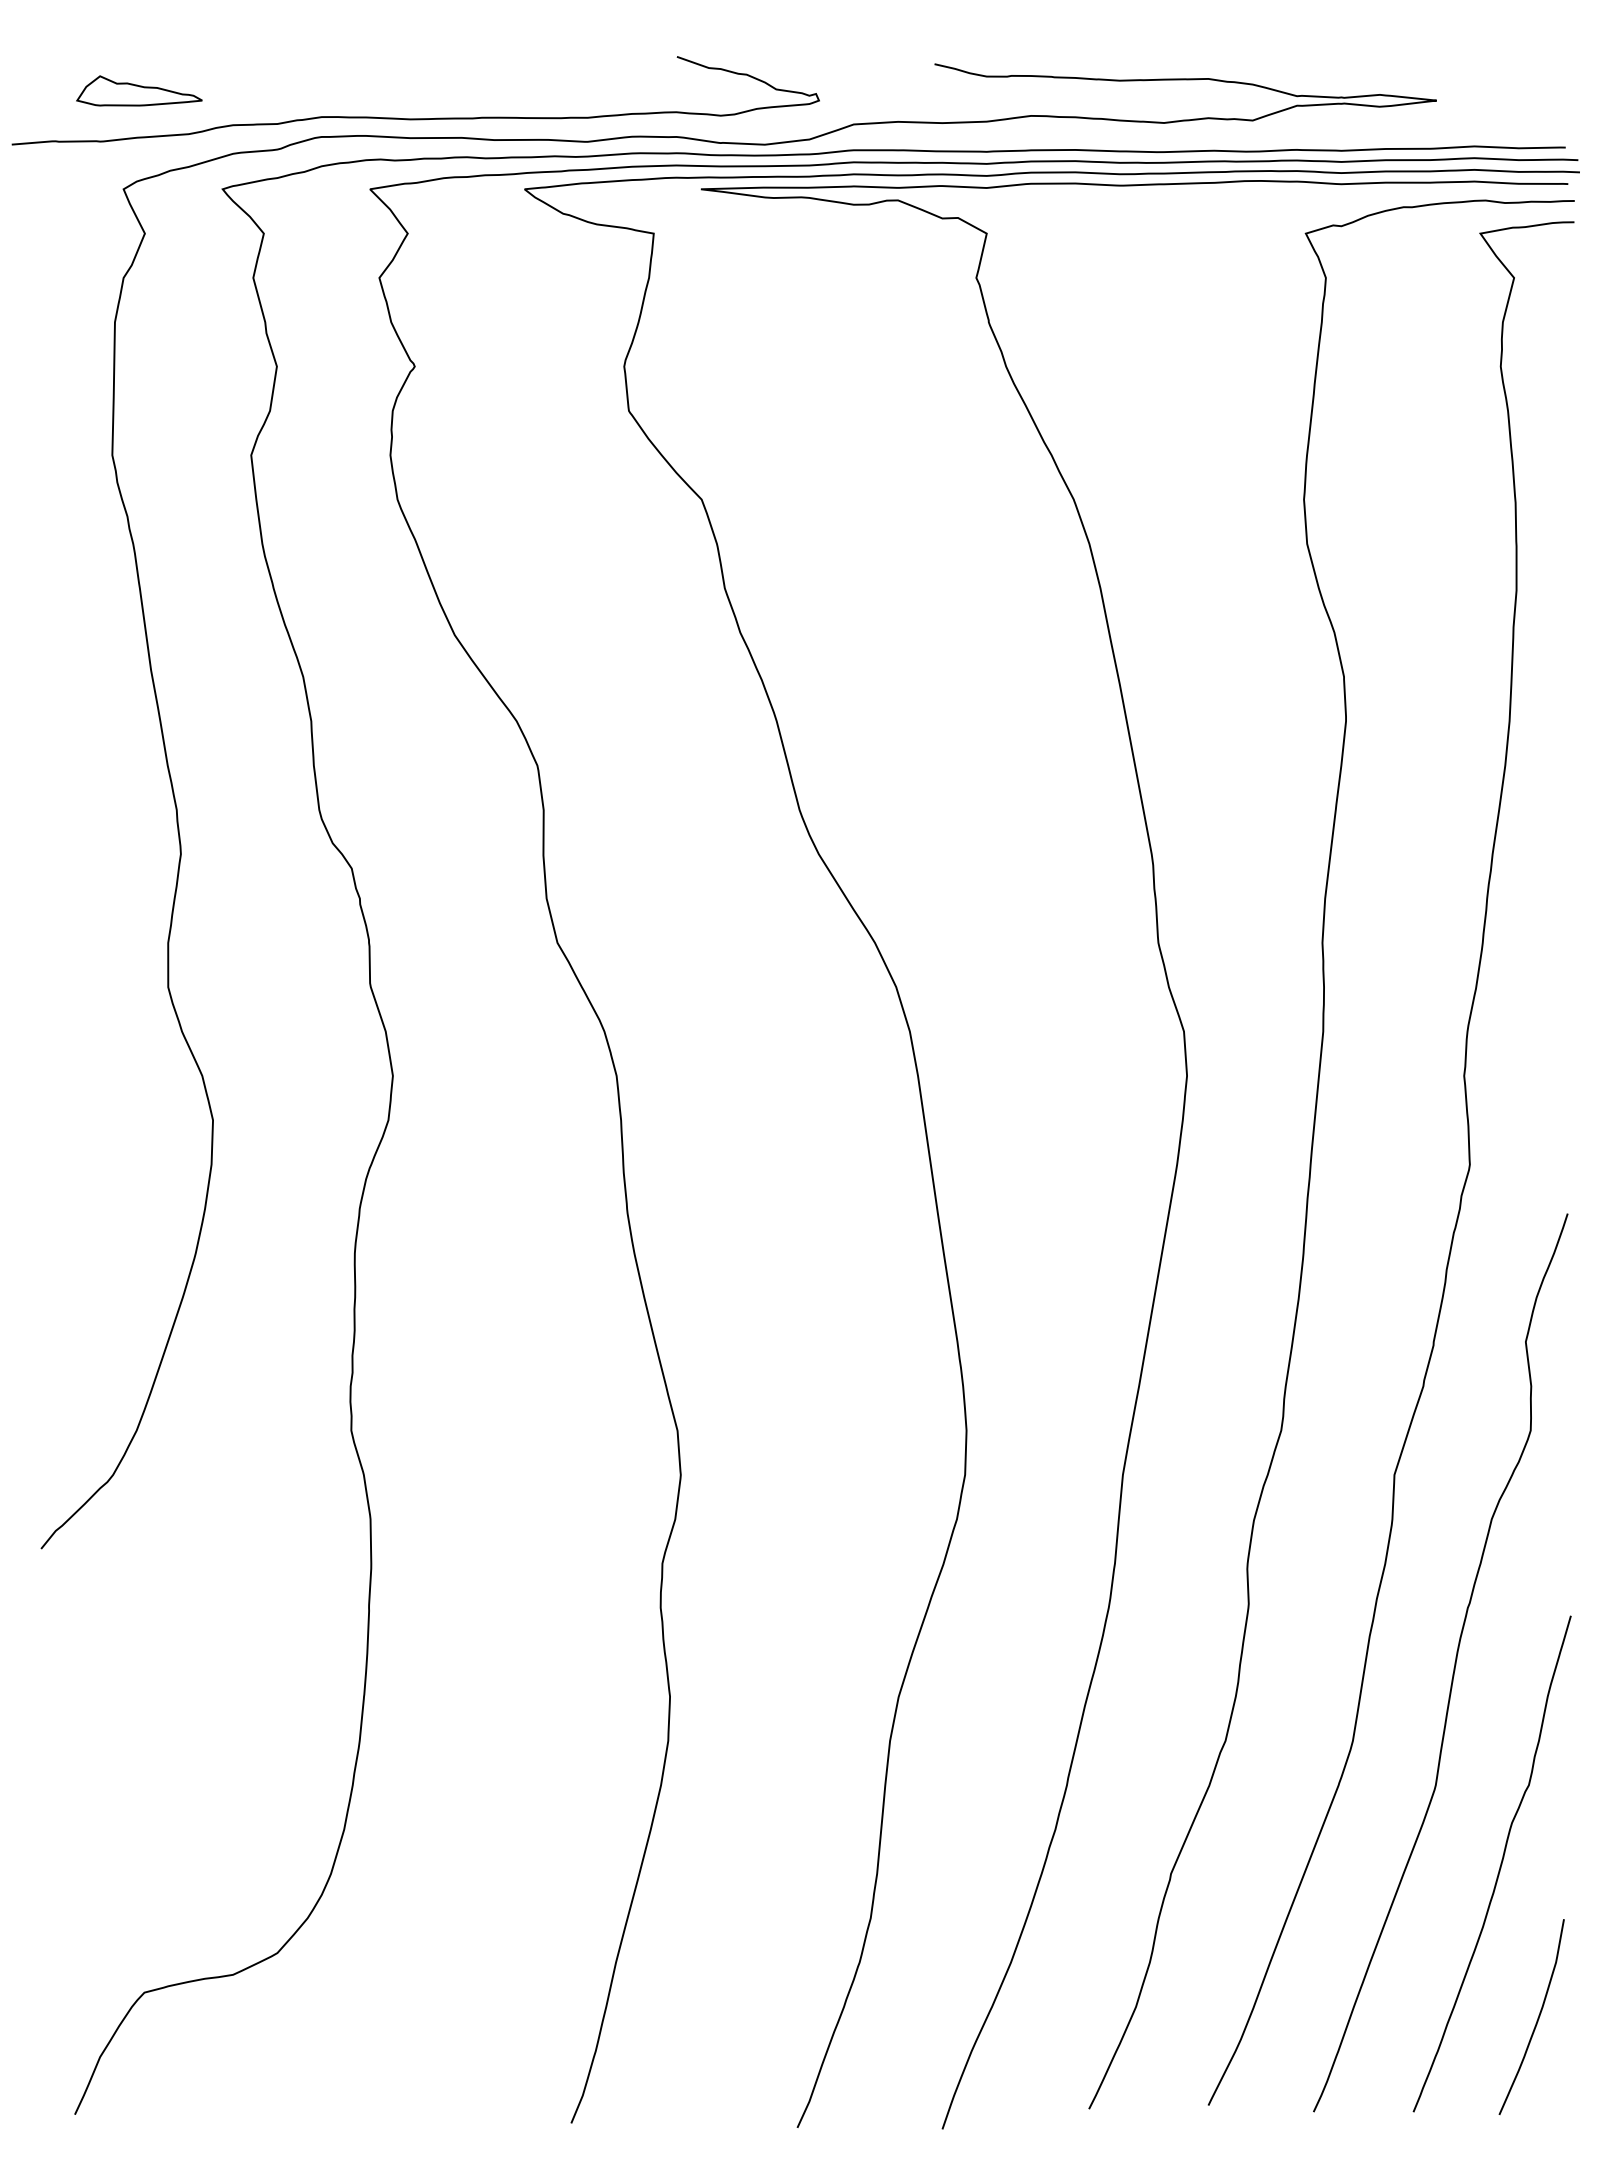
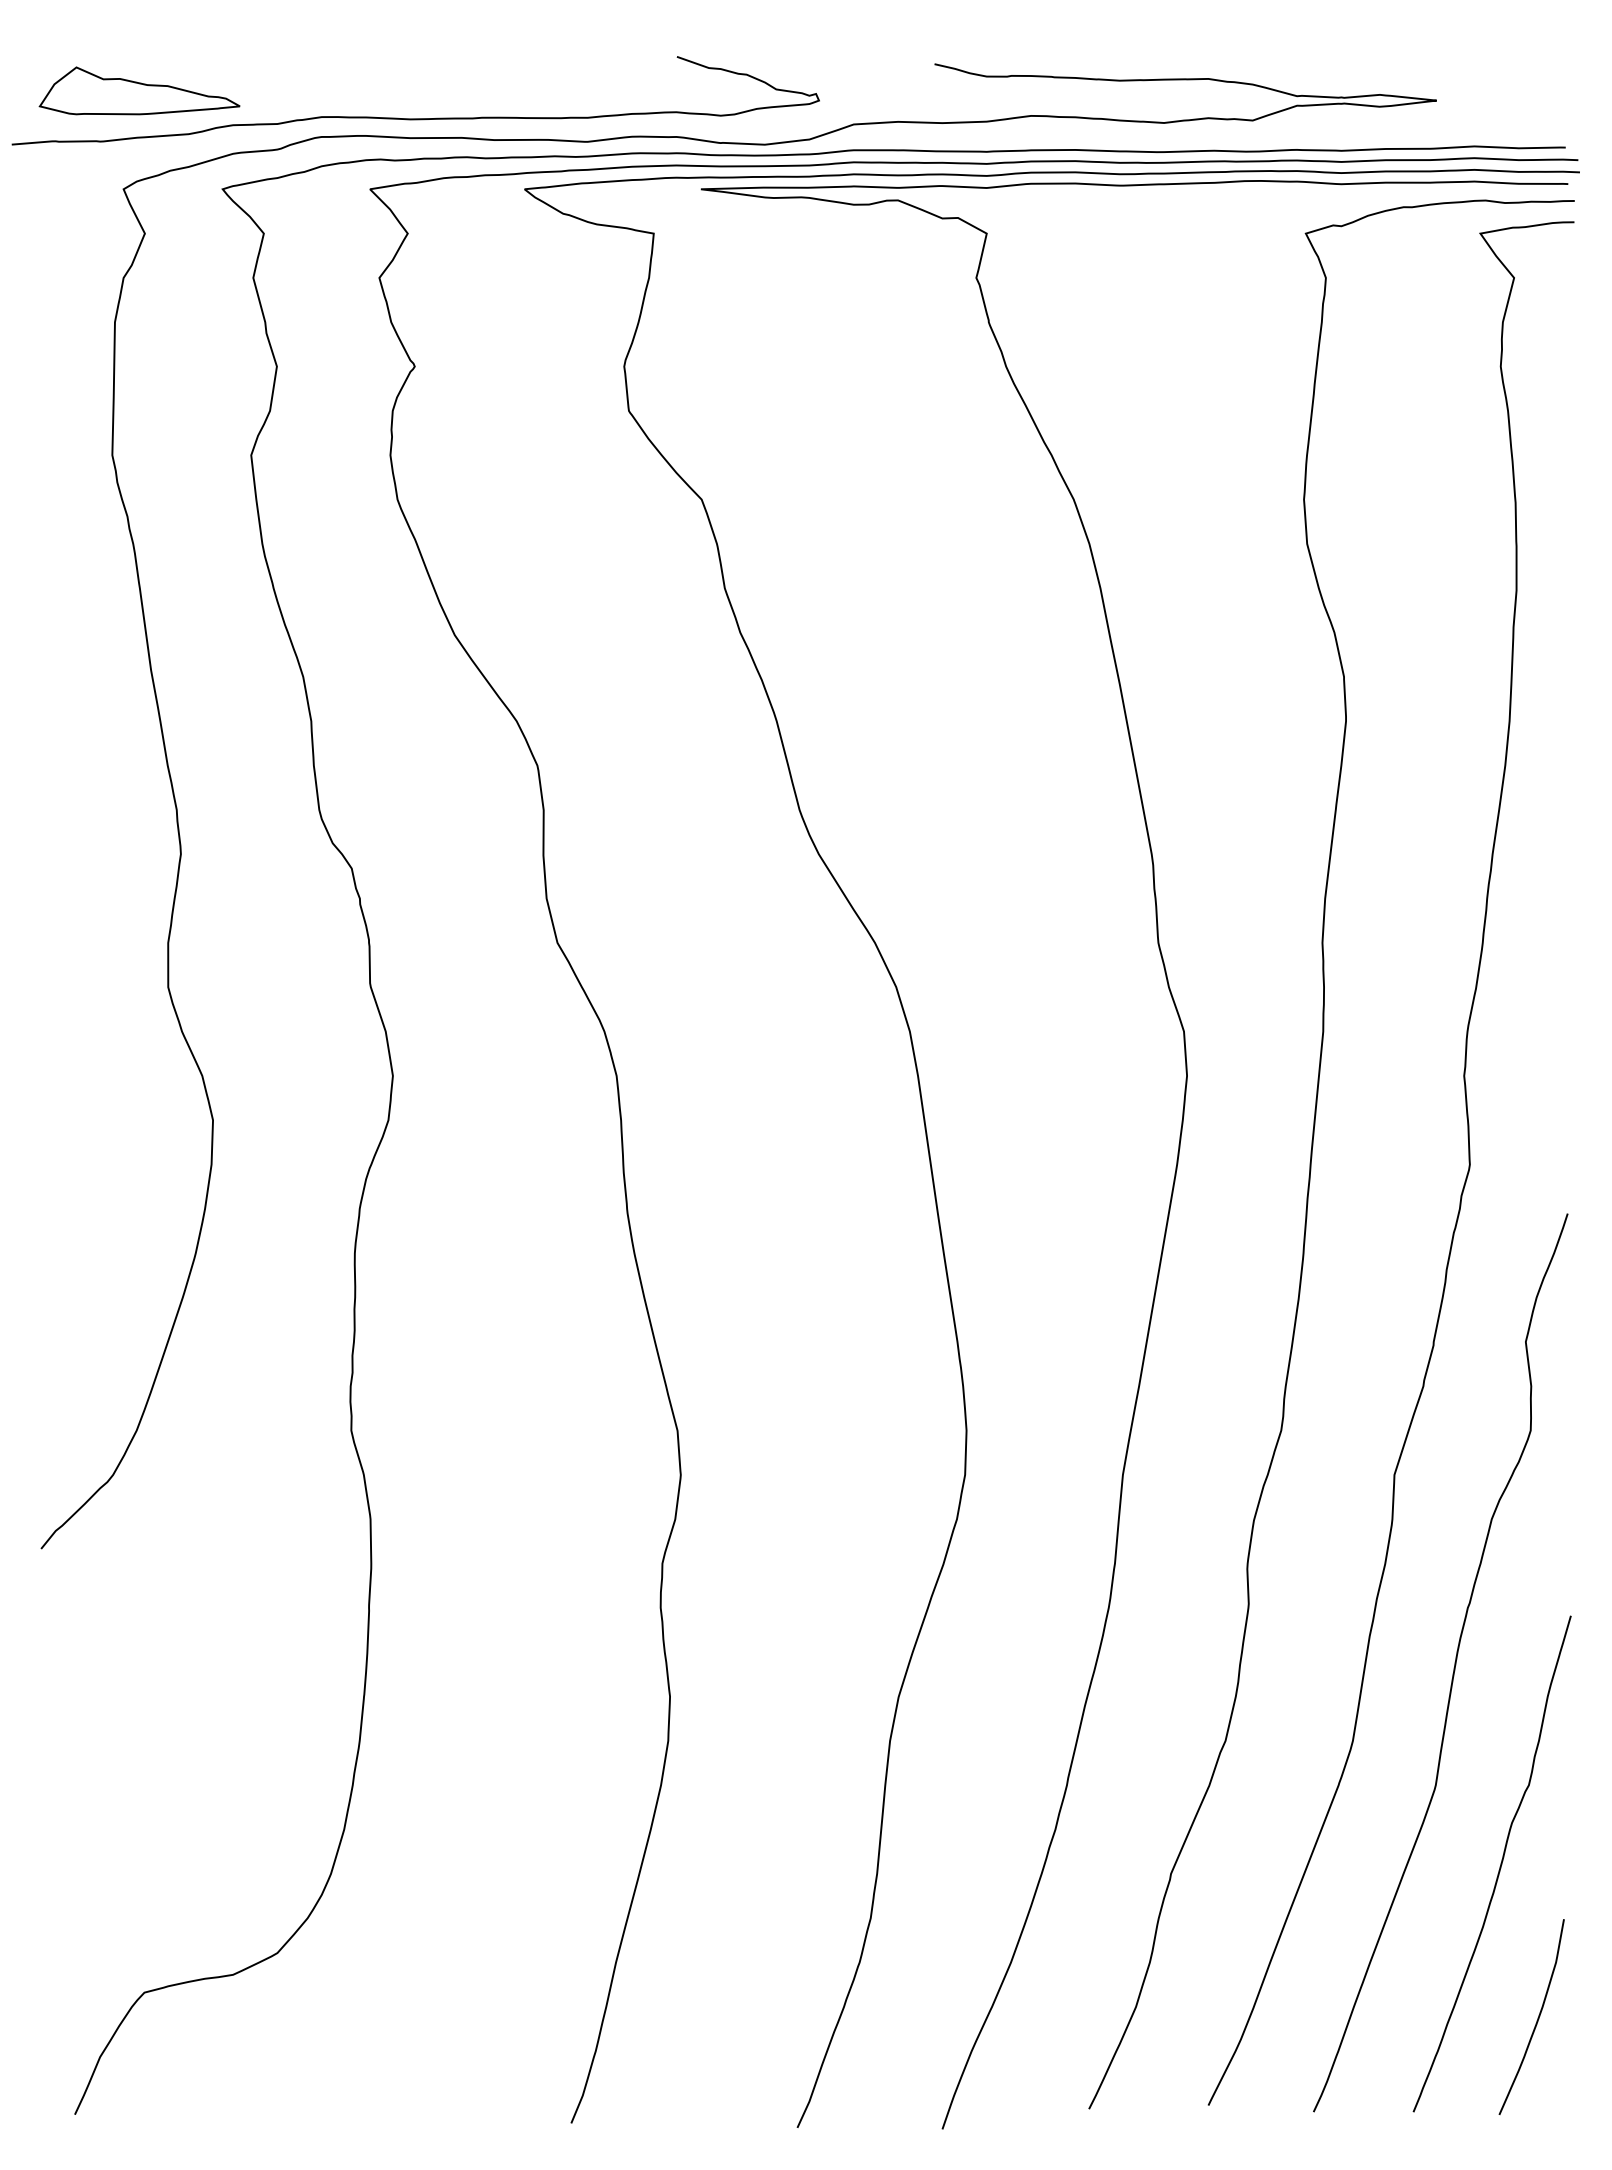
part size: 127x32 px -> 203x50 px (139, 90)
